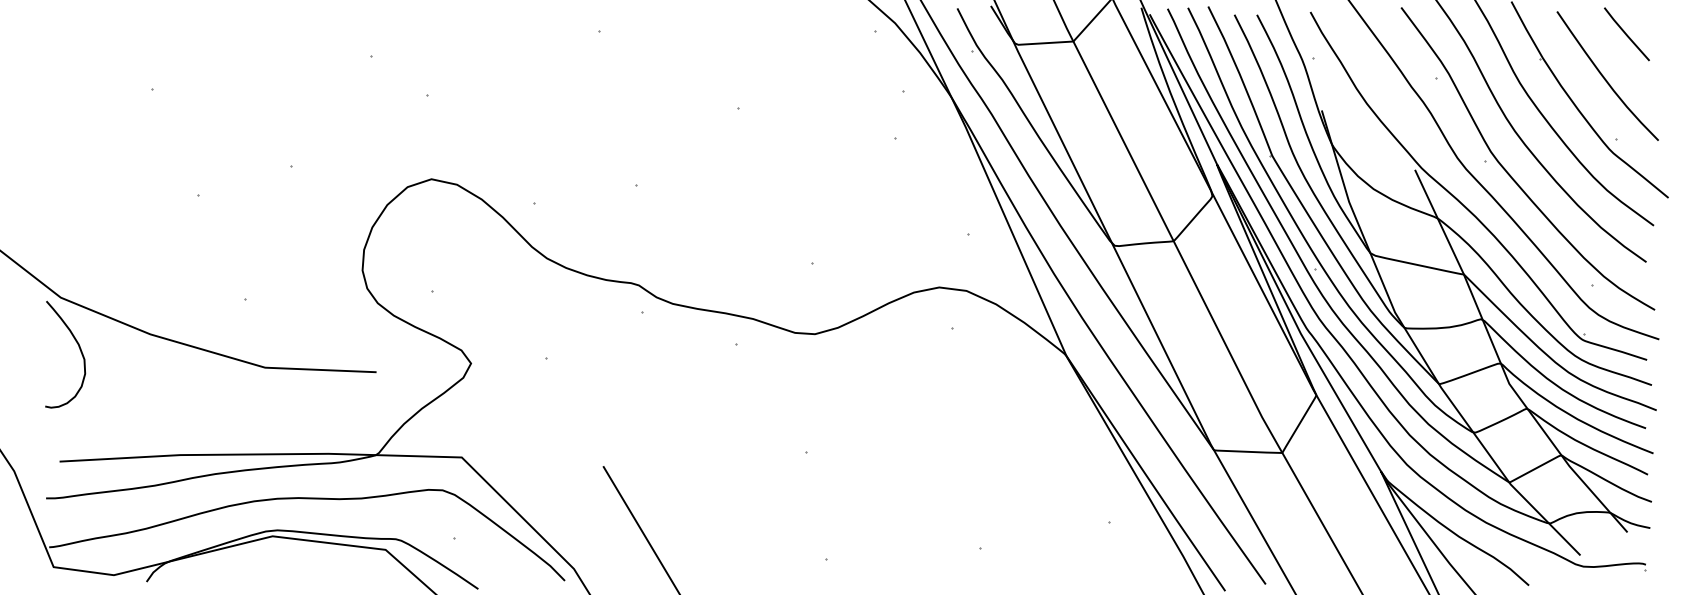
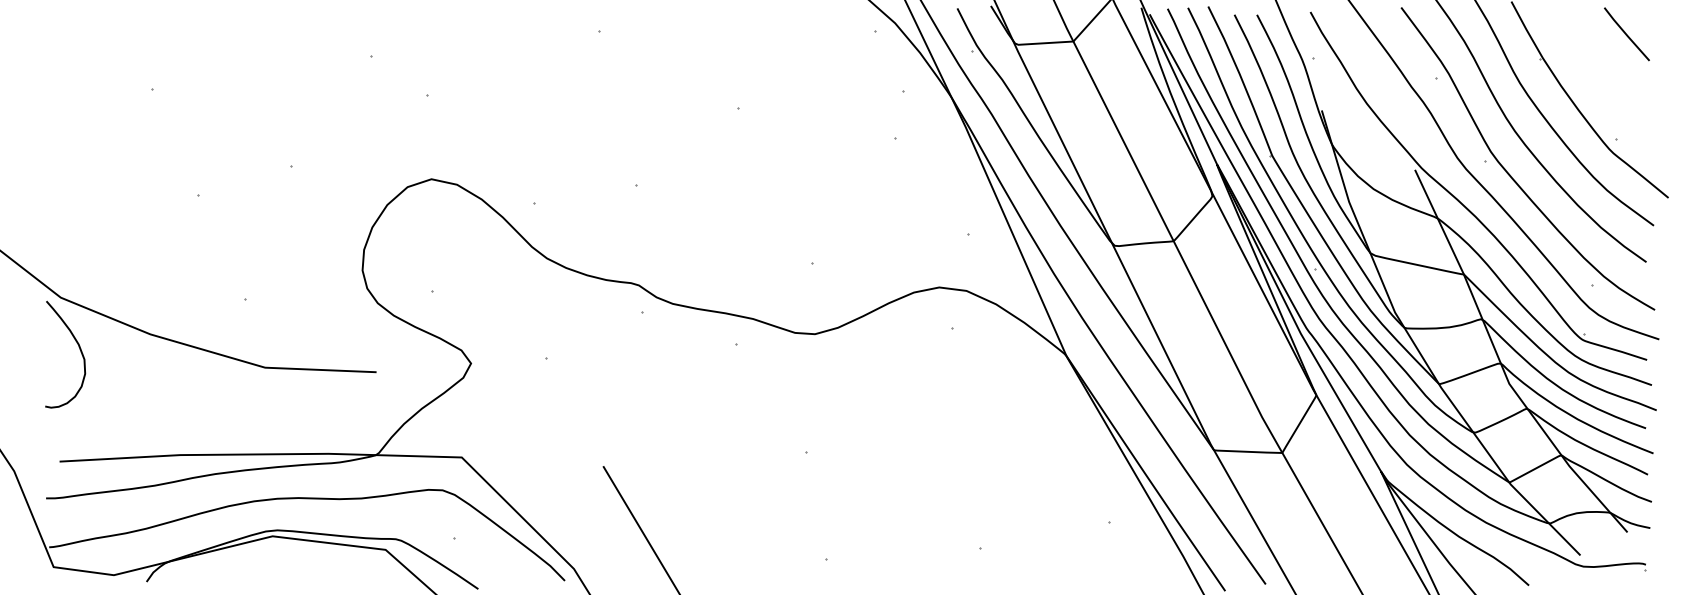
curve: present -> none (1604, 76)
